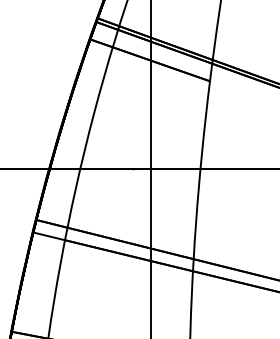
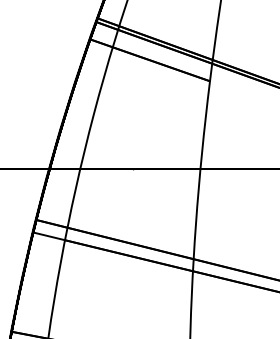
line: present -> none (150, 168)
